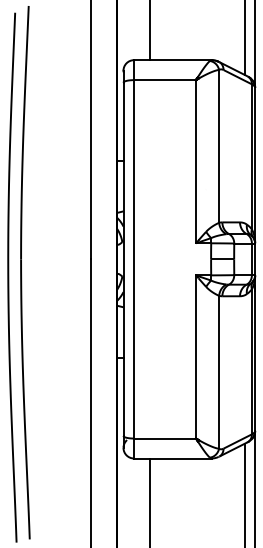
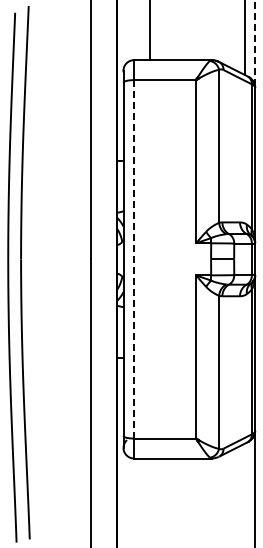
line: solid -> dashed (255, 44)
line: solid -> dashed (134, 259)
line: present -> none (244, 493)
line: present -> none (149, 501)
